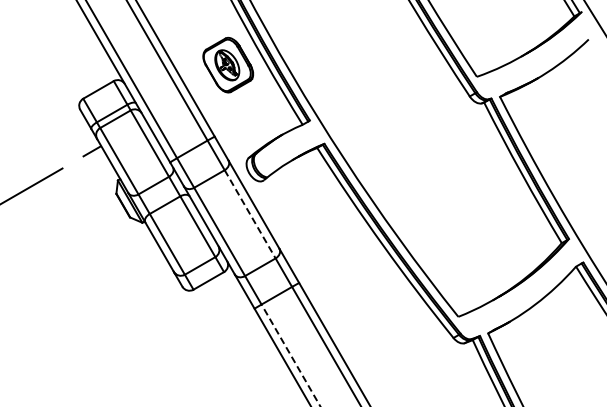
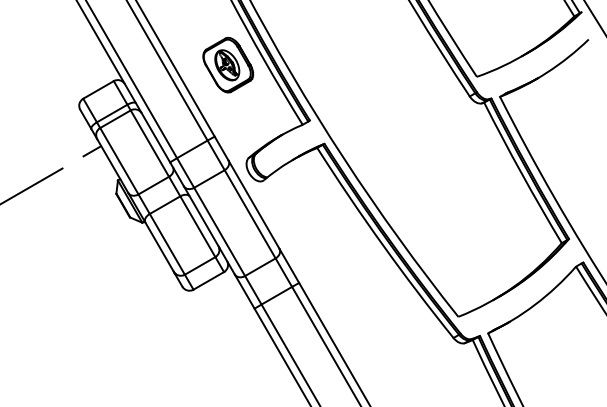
line: dashed -> solid (250, 214)
line: dashed -> solid (291, 355)
